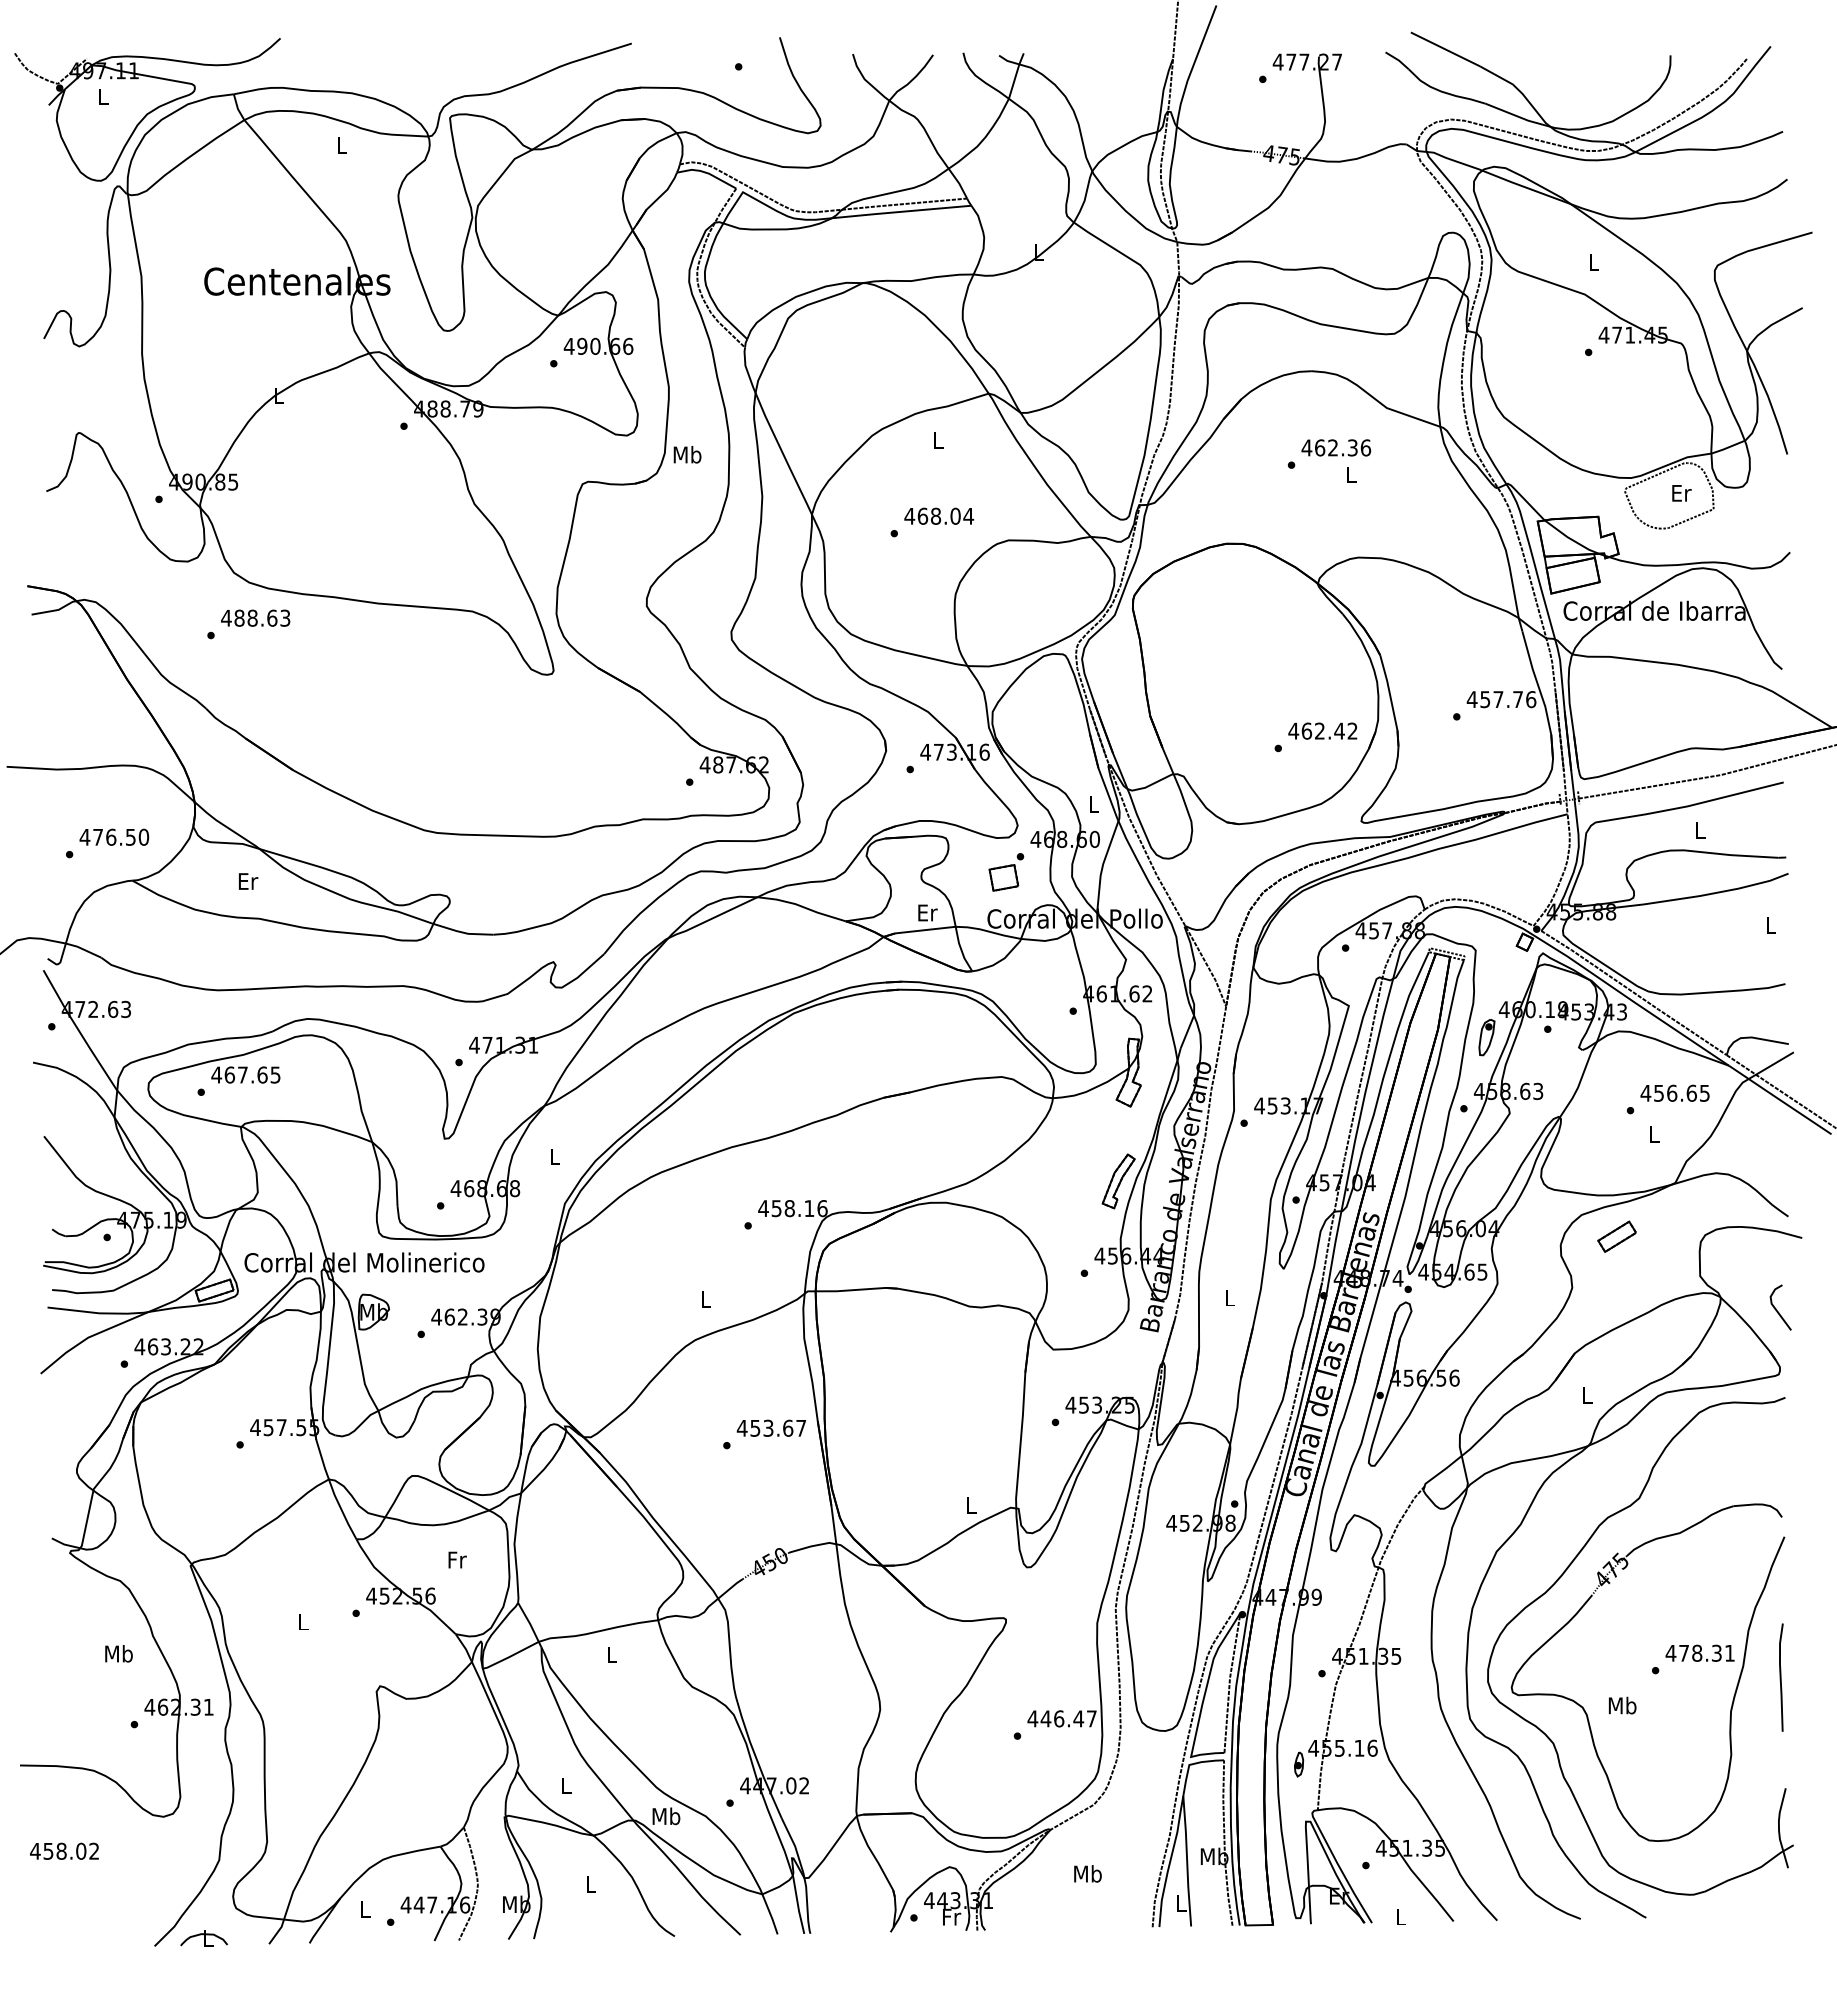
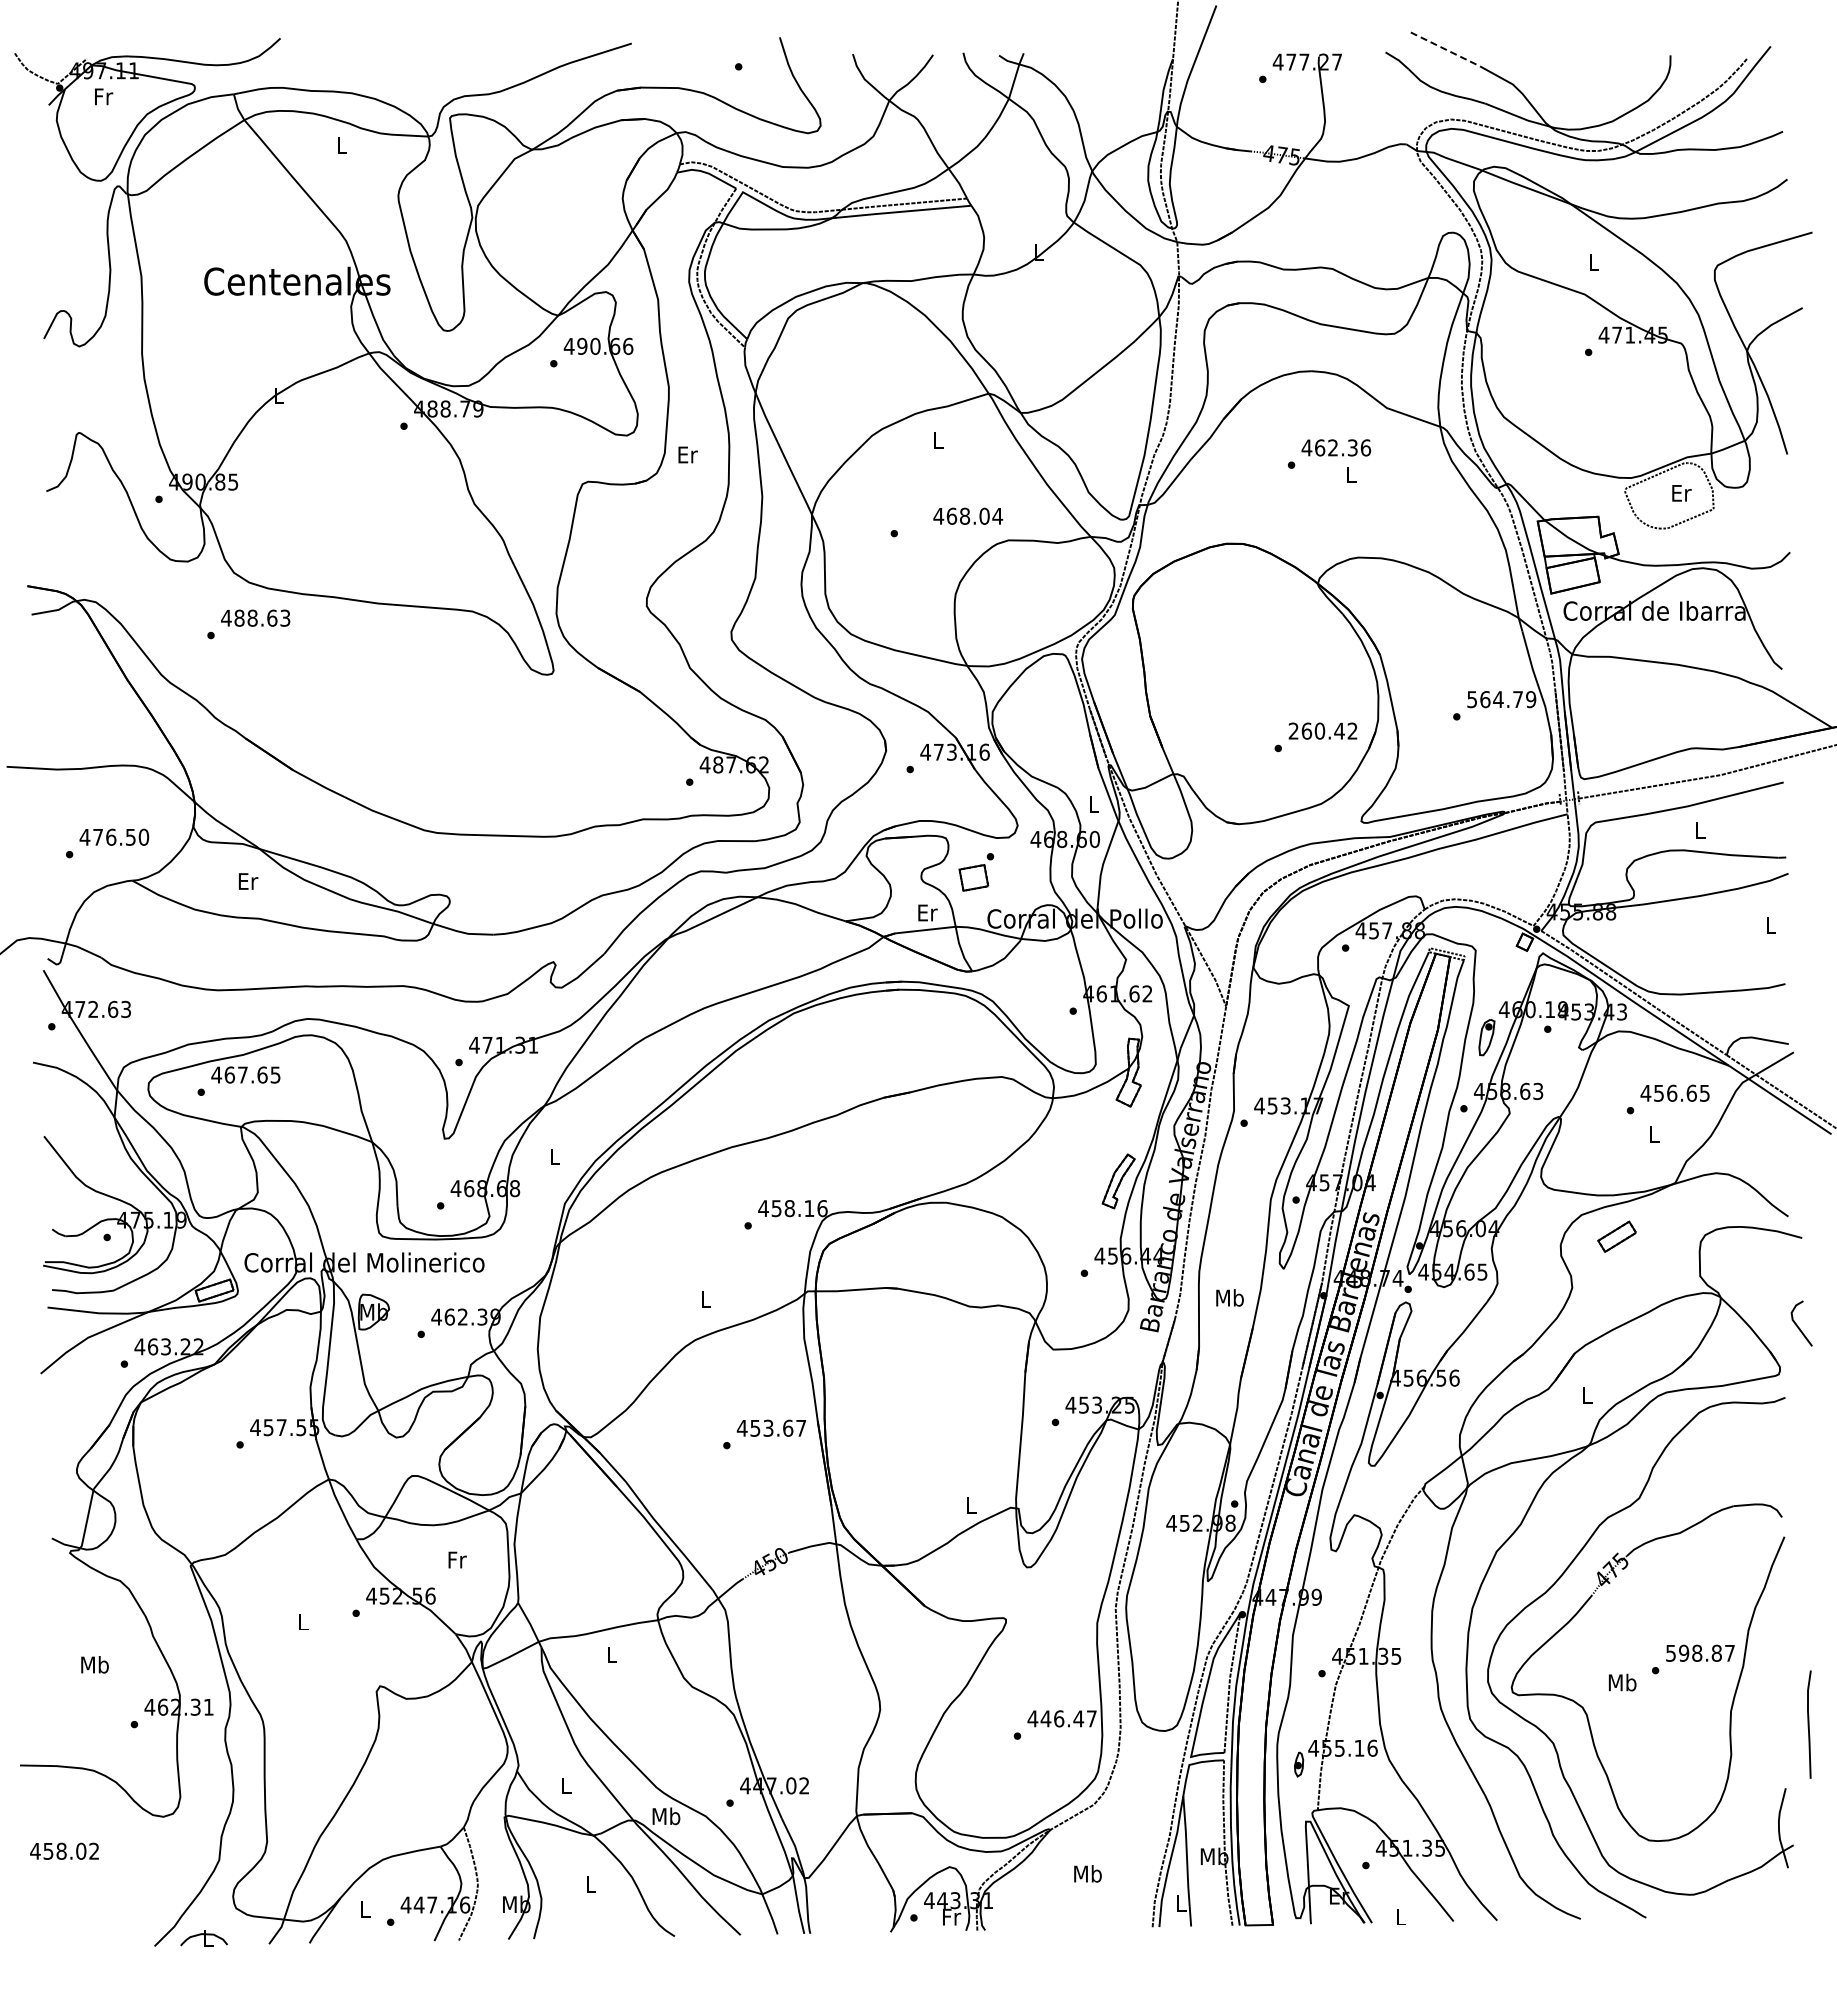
line: solid -> dashed (1445, 49)
text: L -> Fr (104, 96)
text: Mb -> Er (687, 454)
text position: (939, 515) -> (968, 515) (968, 515)
text: 457.76 -> 564.79 (1501, 699)
text: 462.42 -> 260.42 (1306, 730)
part position: (1006, 872) -> (976, 872) (976, 872)
text: L -> Mb (1229, 1297)
line position: (1776, 1308) -> (1797, 1324) (1797, 1324)
text: 478.31 -> 598.87 (1699, 1652)
text position: (118, 1653) -> (94, 1664) (94, 1664)
line position: (1781, 1677) -> (1809, 1724) (1809, 1724)
text position: (1622, 1705) -> (1622, 1682) (1622, 1682)
